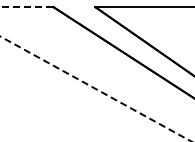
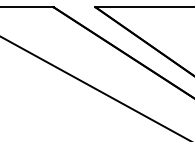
line: dashed -> solid (26, 7)
line: dashed -> solid (96, 89)
